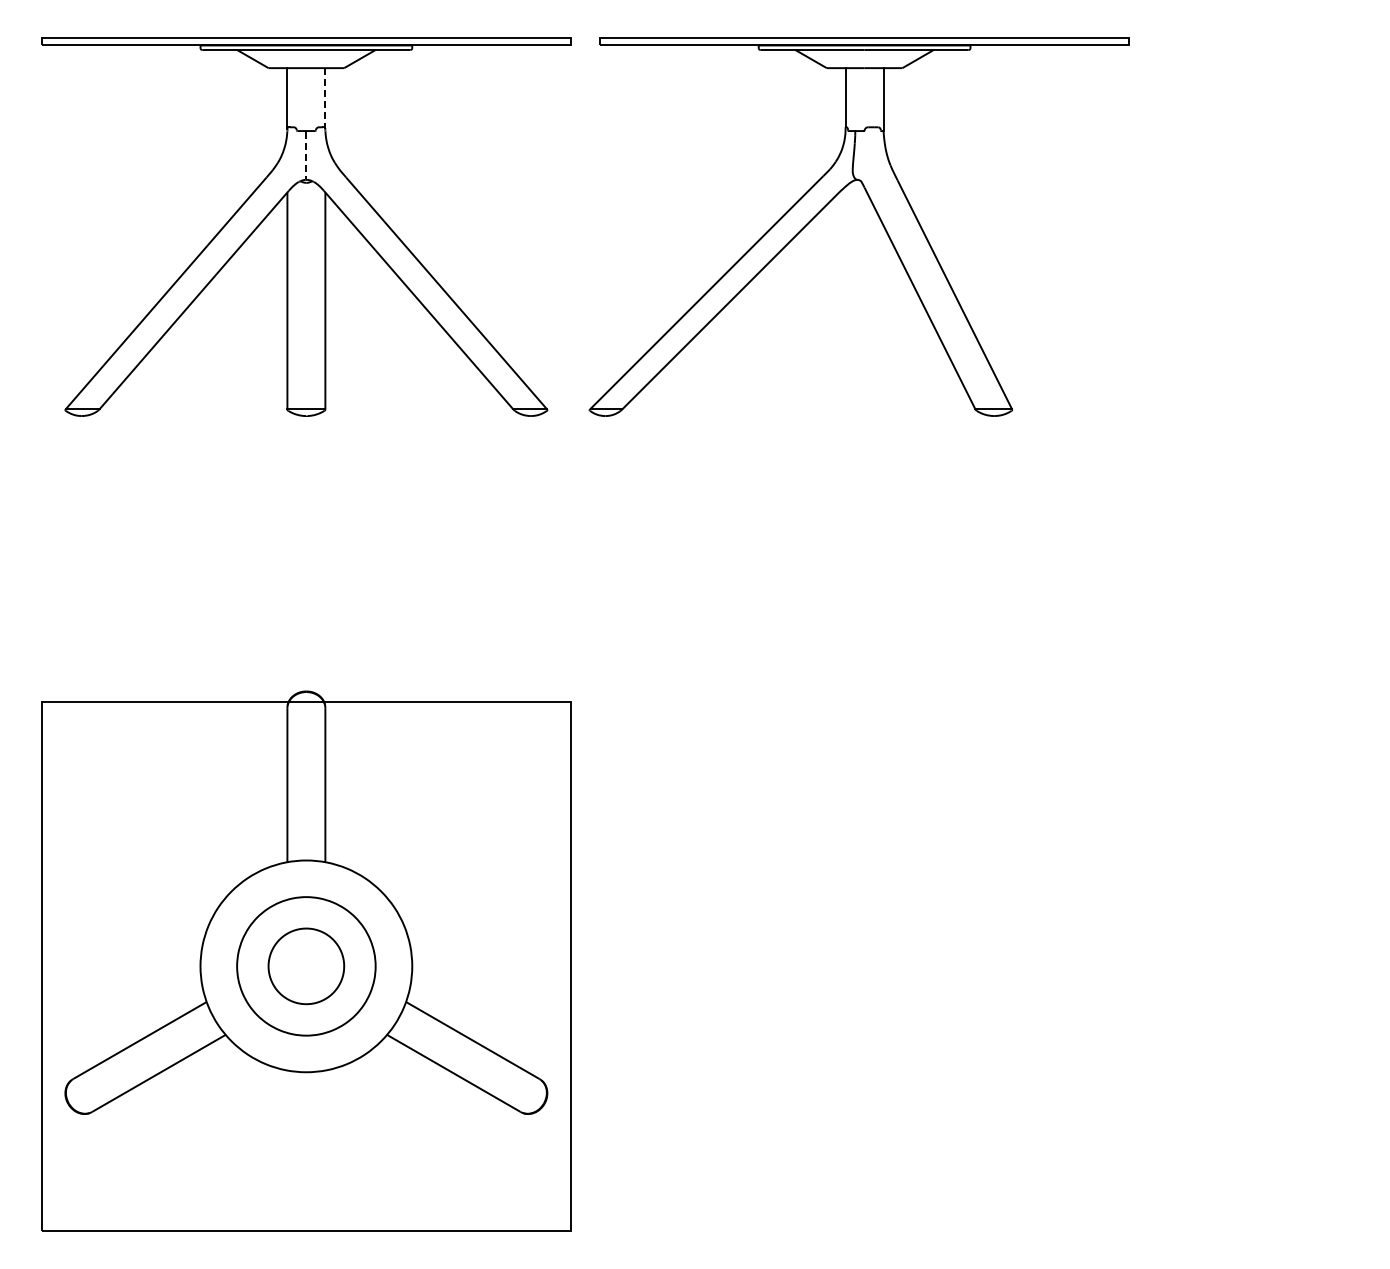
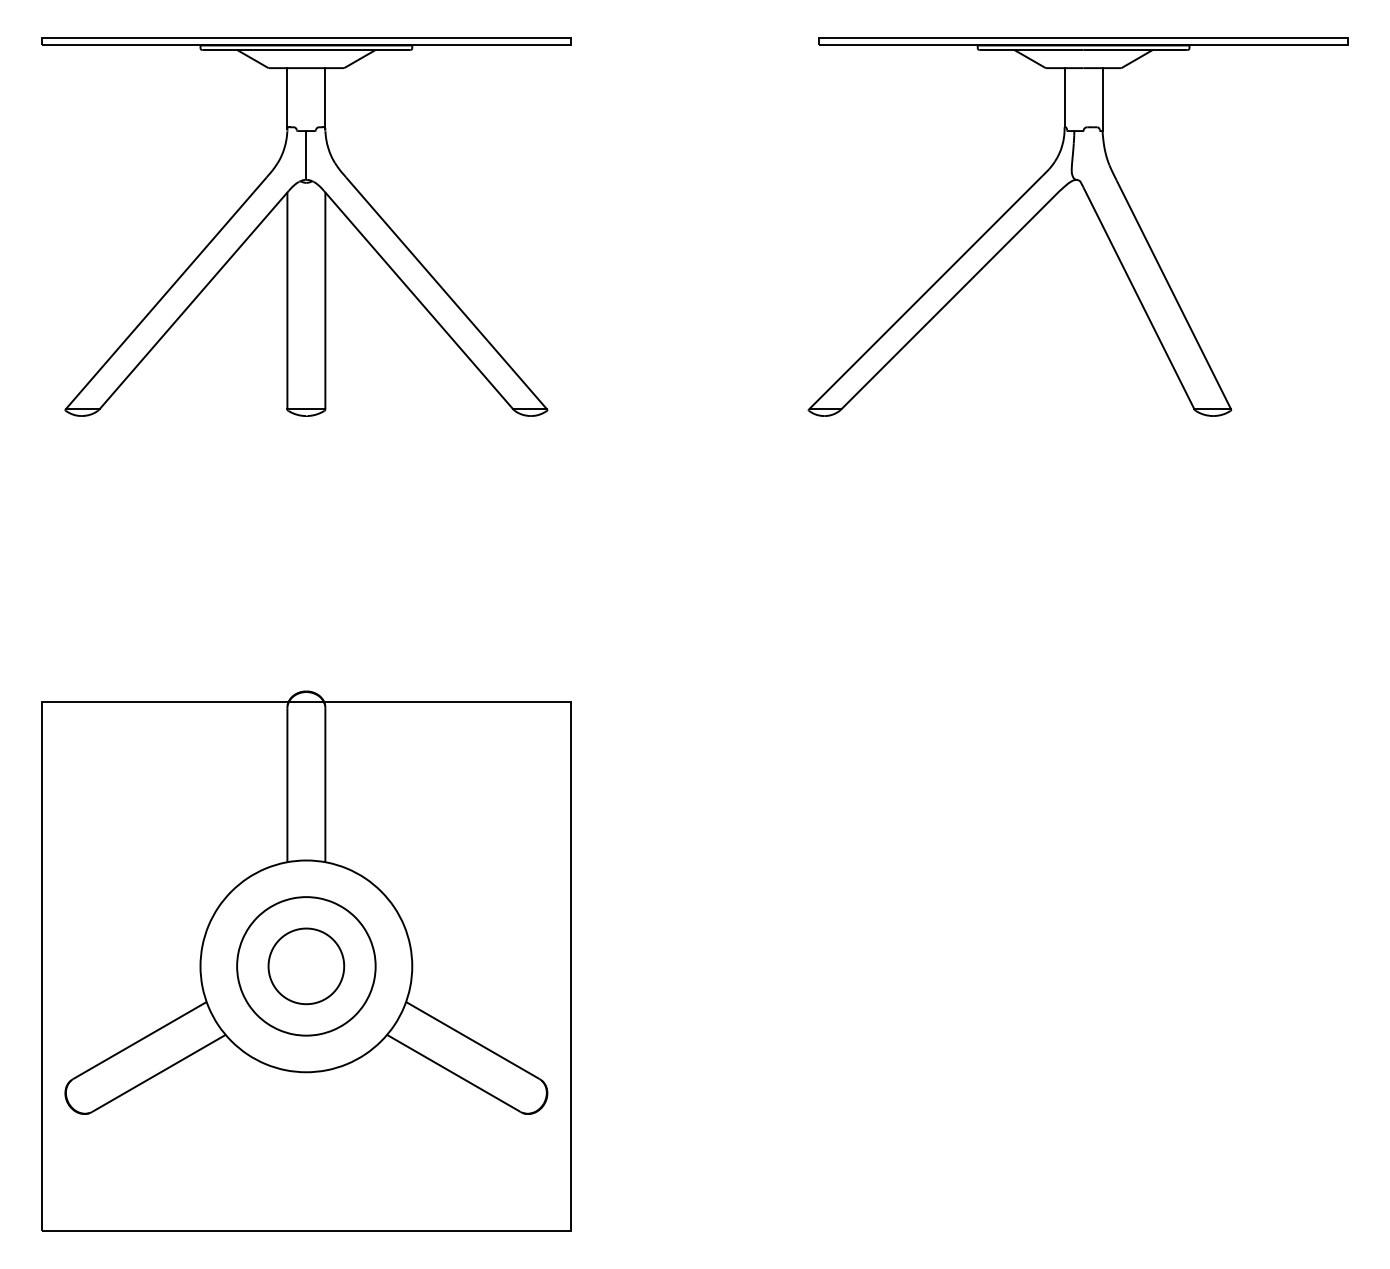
line: dashed -> solid (325, 98)
line: dashed -> solid (306, 155)
part position: (878, 217) -> (1097, 217) (1097, 217)
